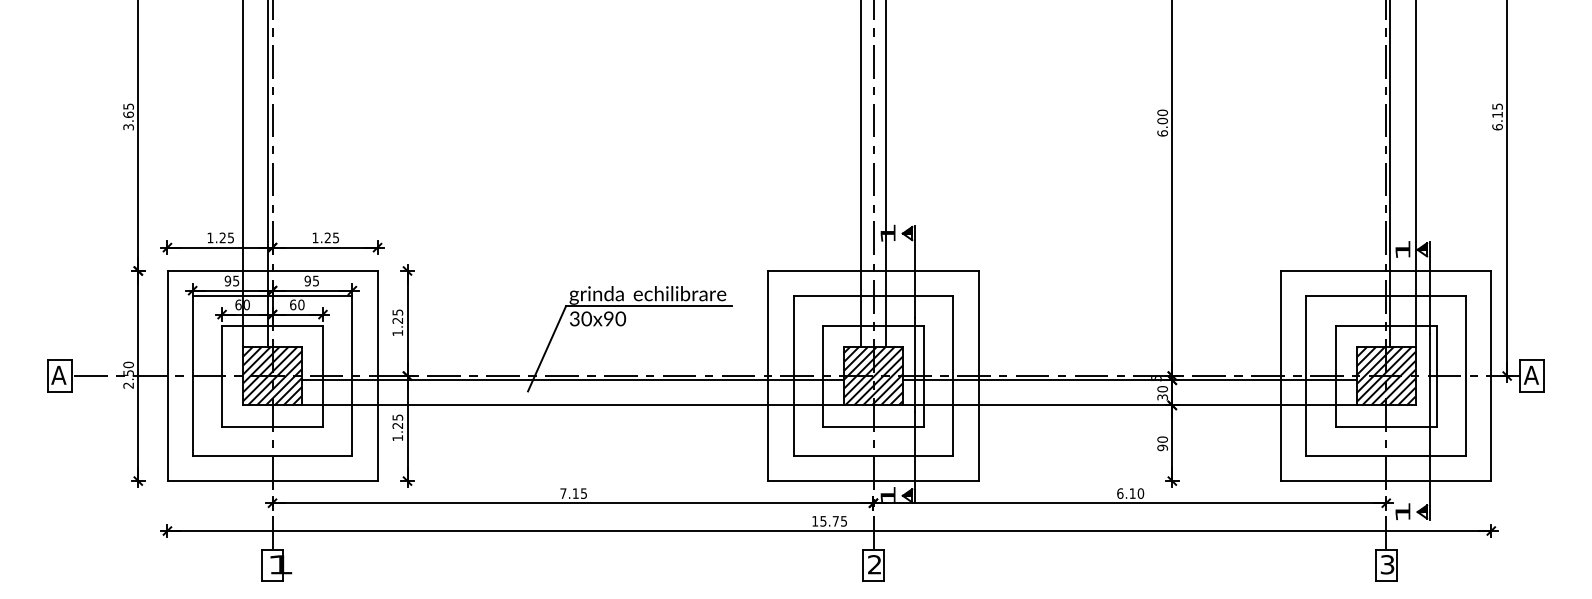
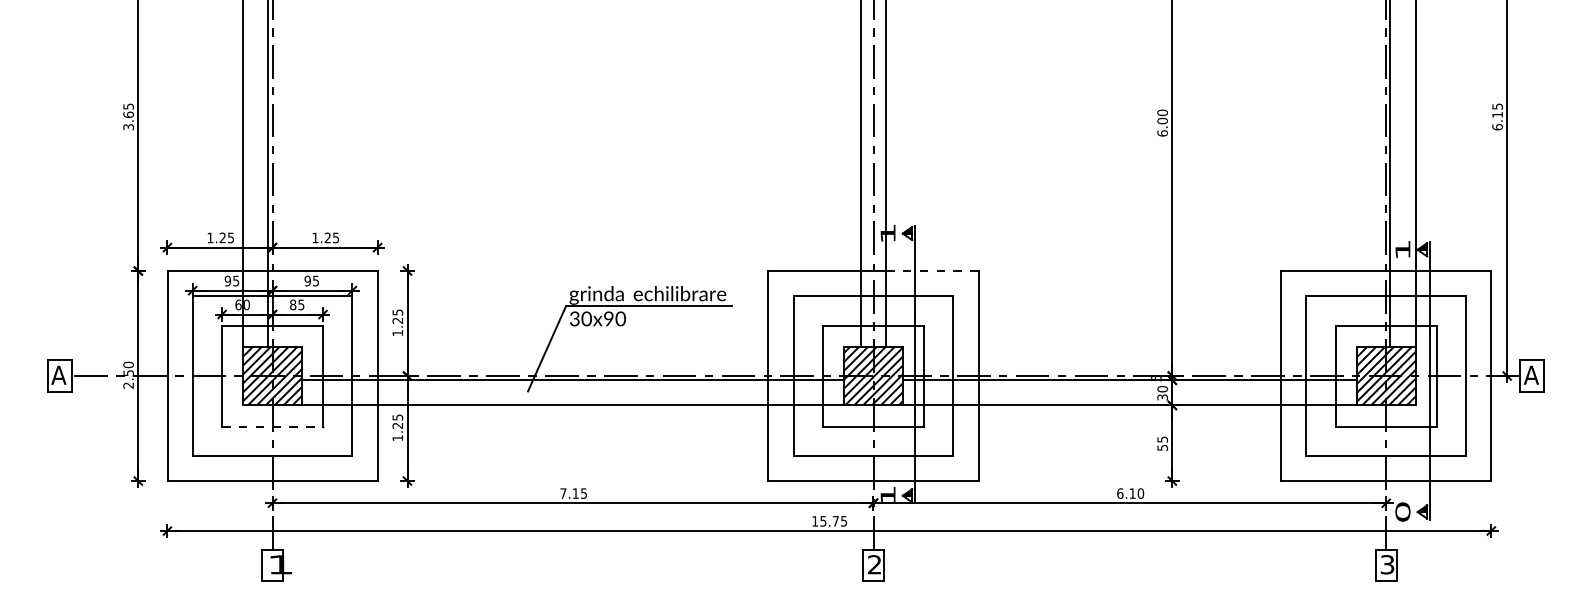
line: solid -> dashed (931, 271)
text: 60 -> 85 (297, 304)
line: solid -> dashed (273, 426)
text: 90 -> 55 (1162, 443)
text: 1 -> 0 (1402, 511)
